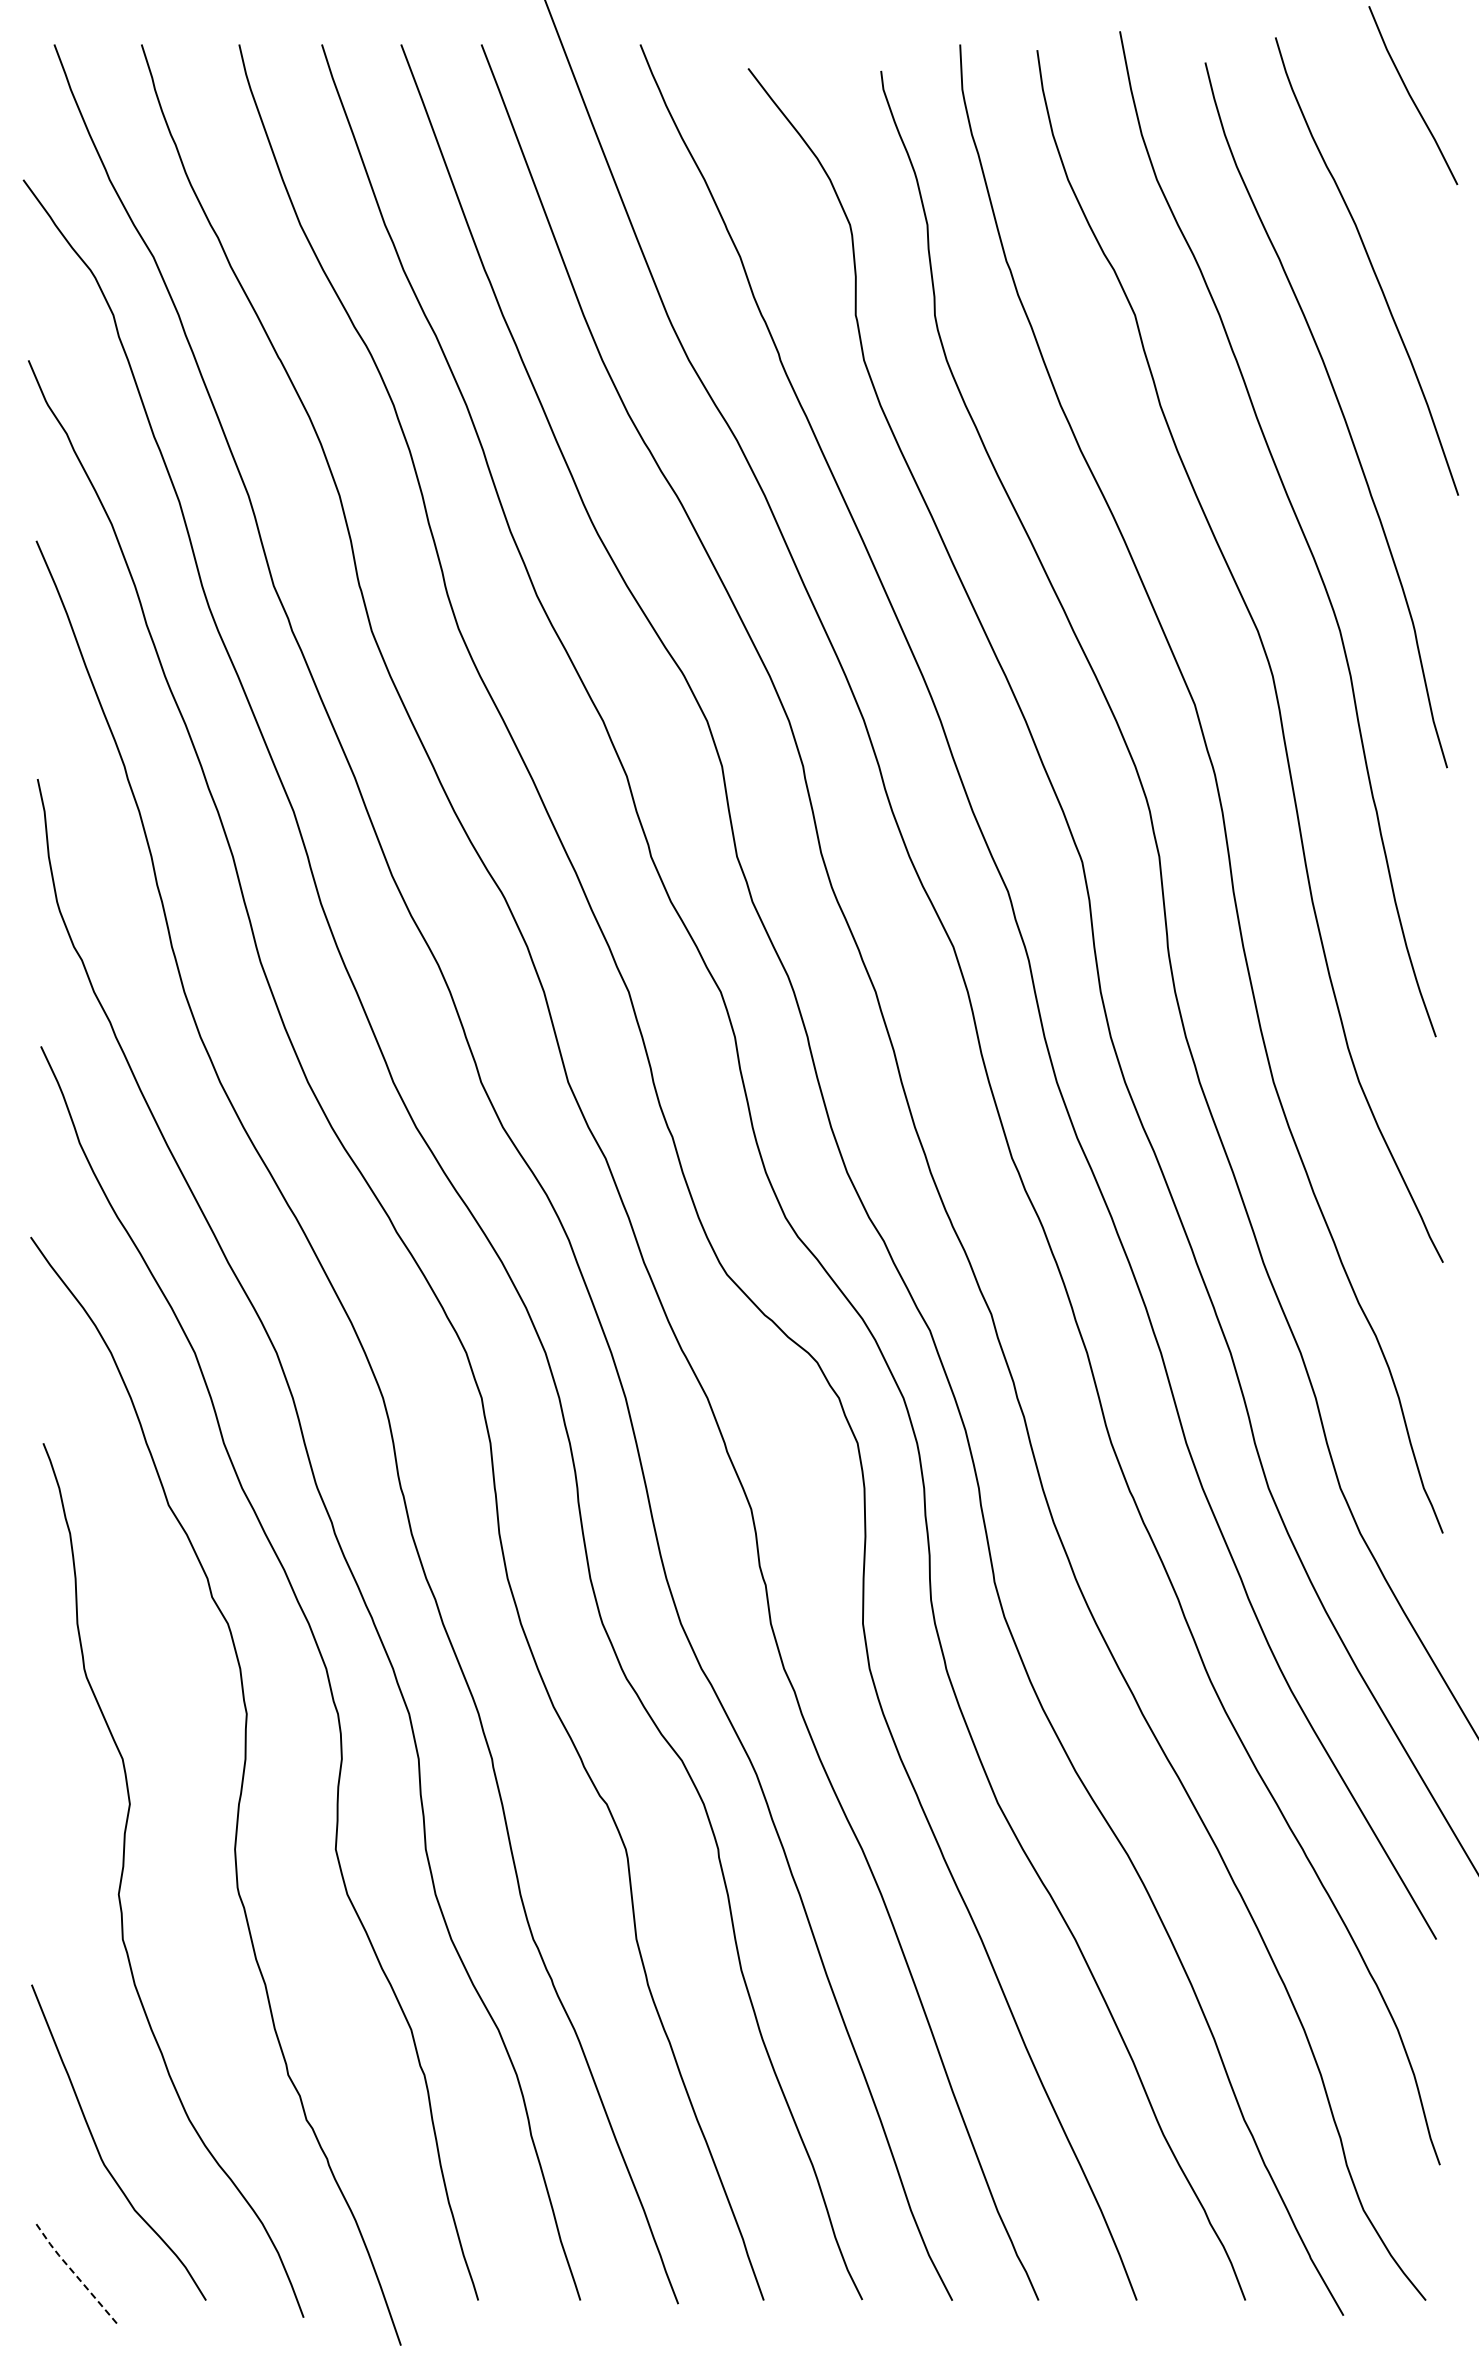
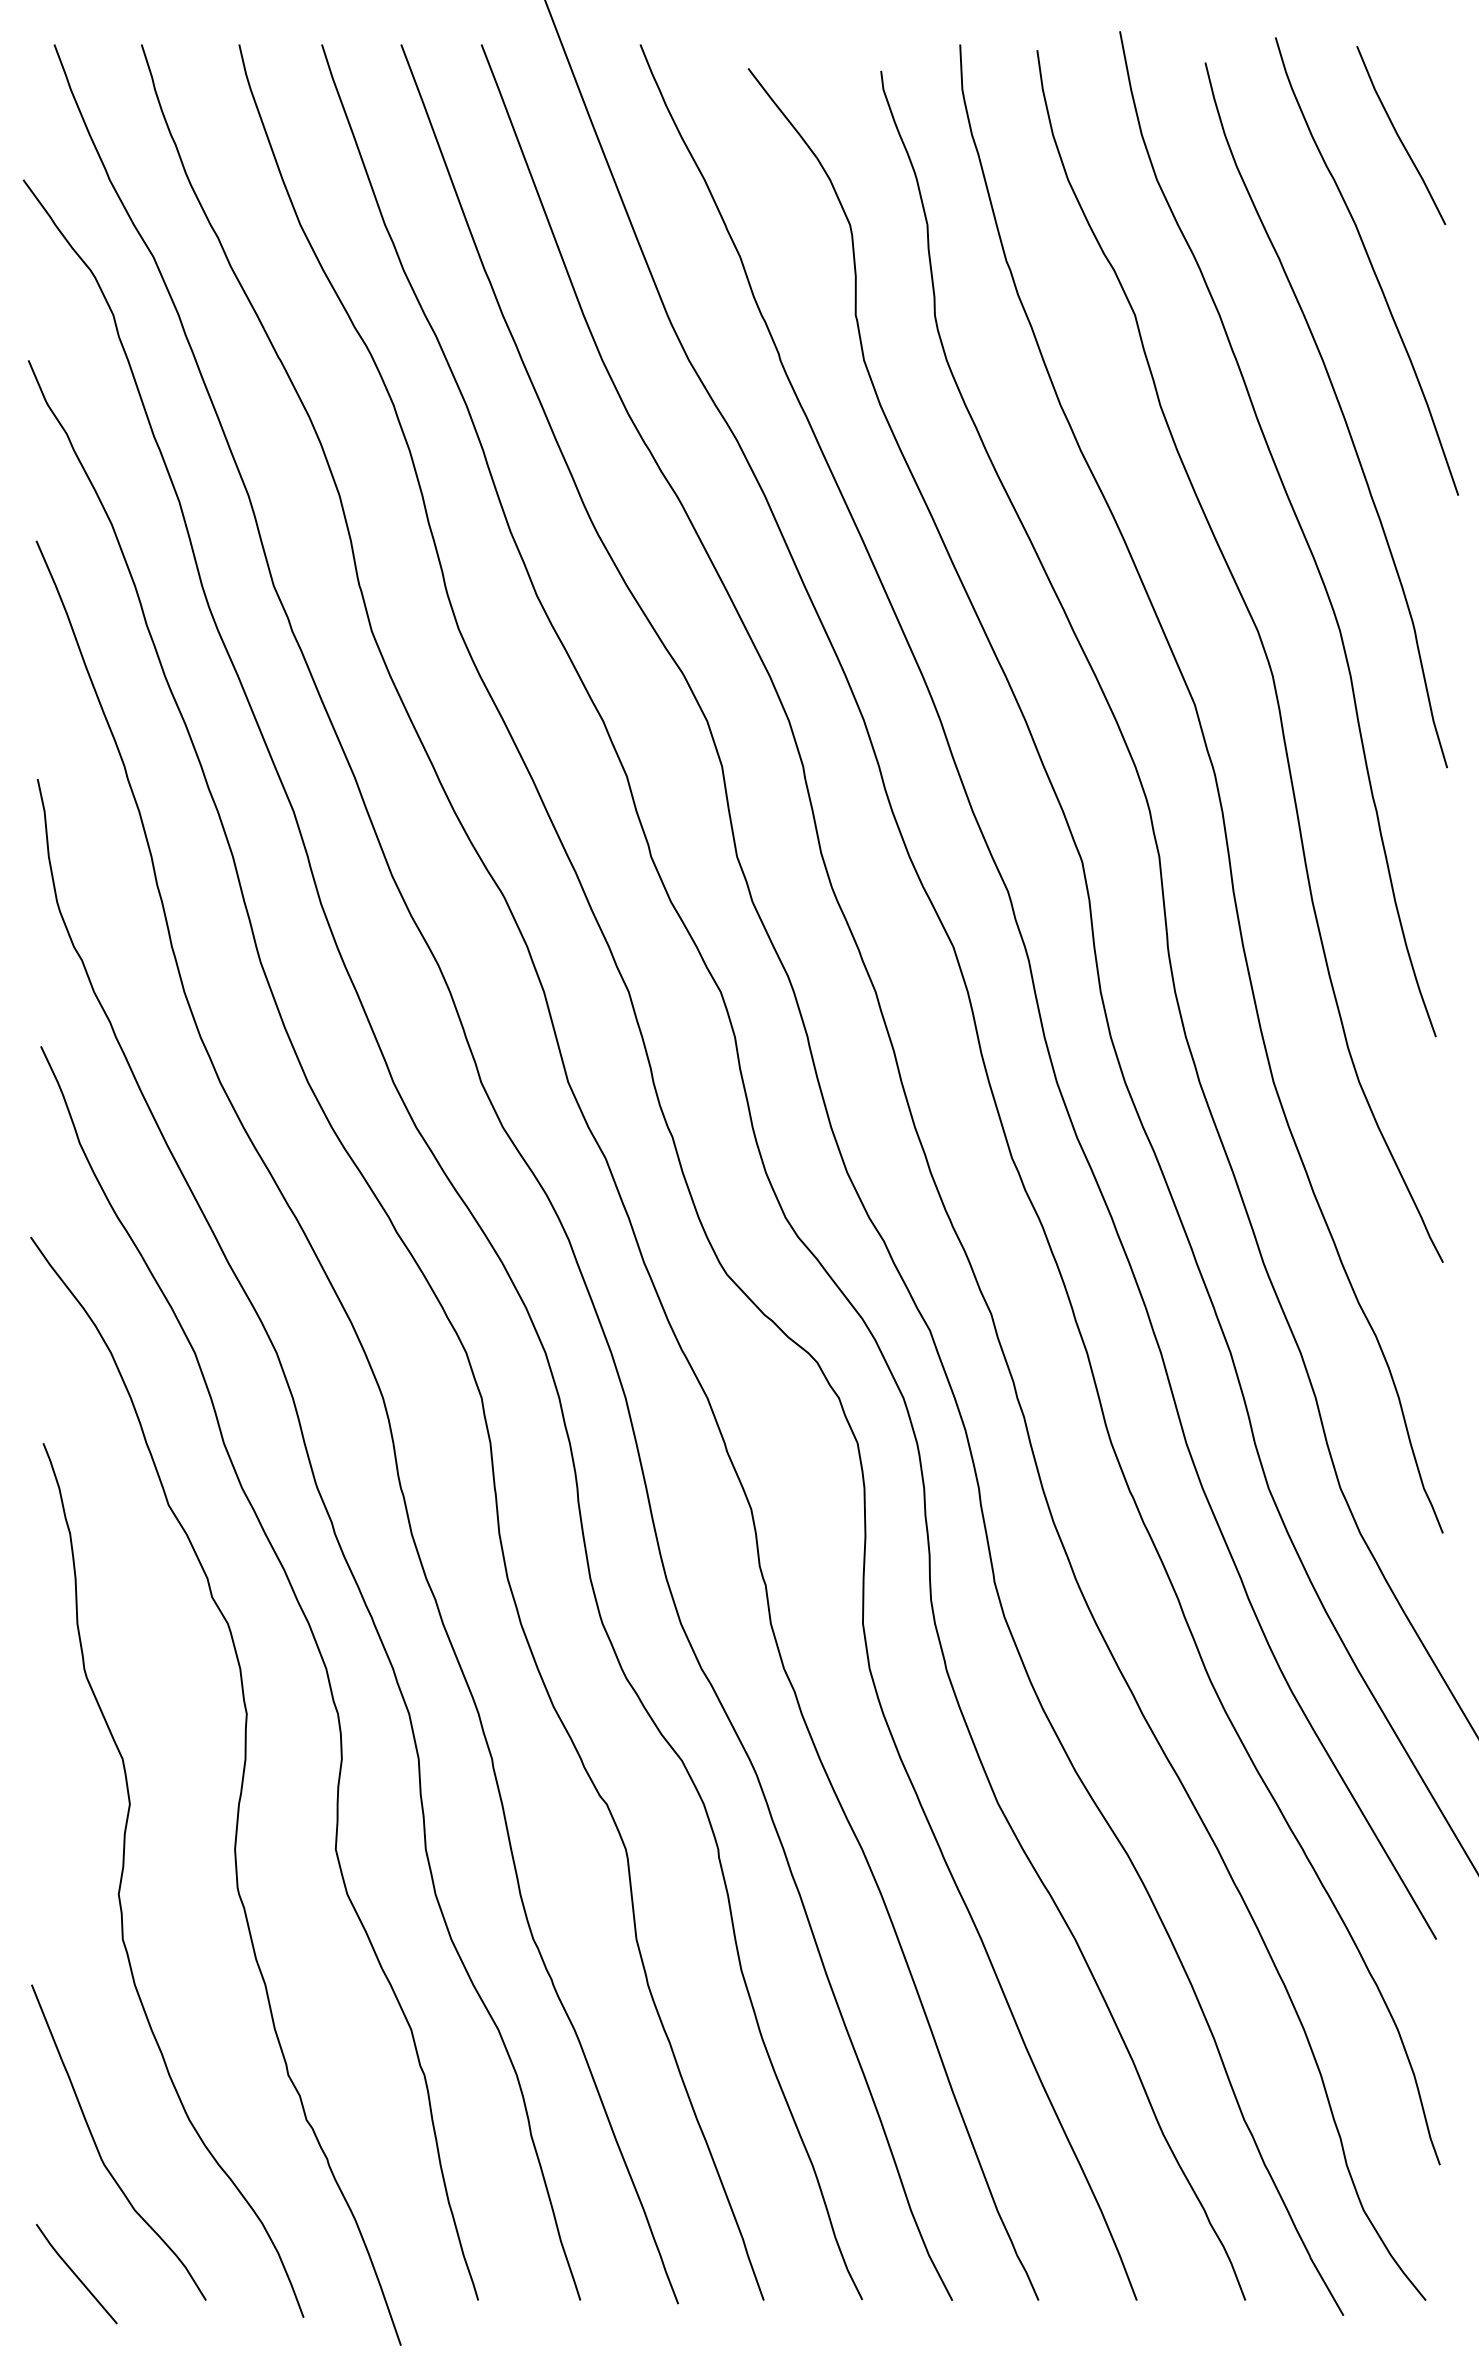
line position: (1411, 96) -> (1399, 136) (1399, 136)
line: dashed -> solid (74, 2273)
